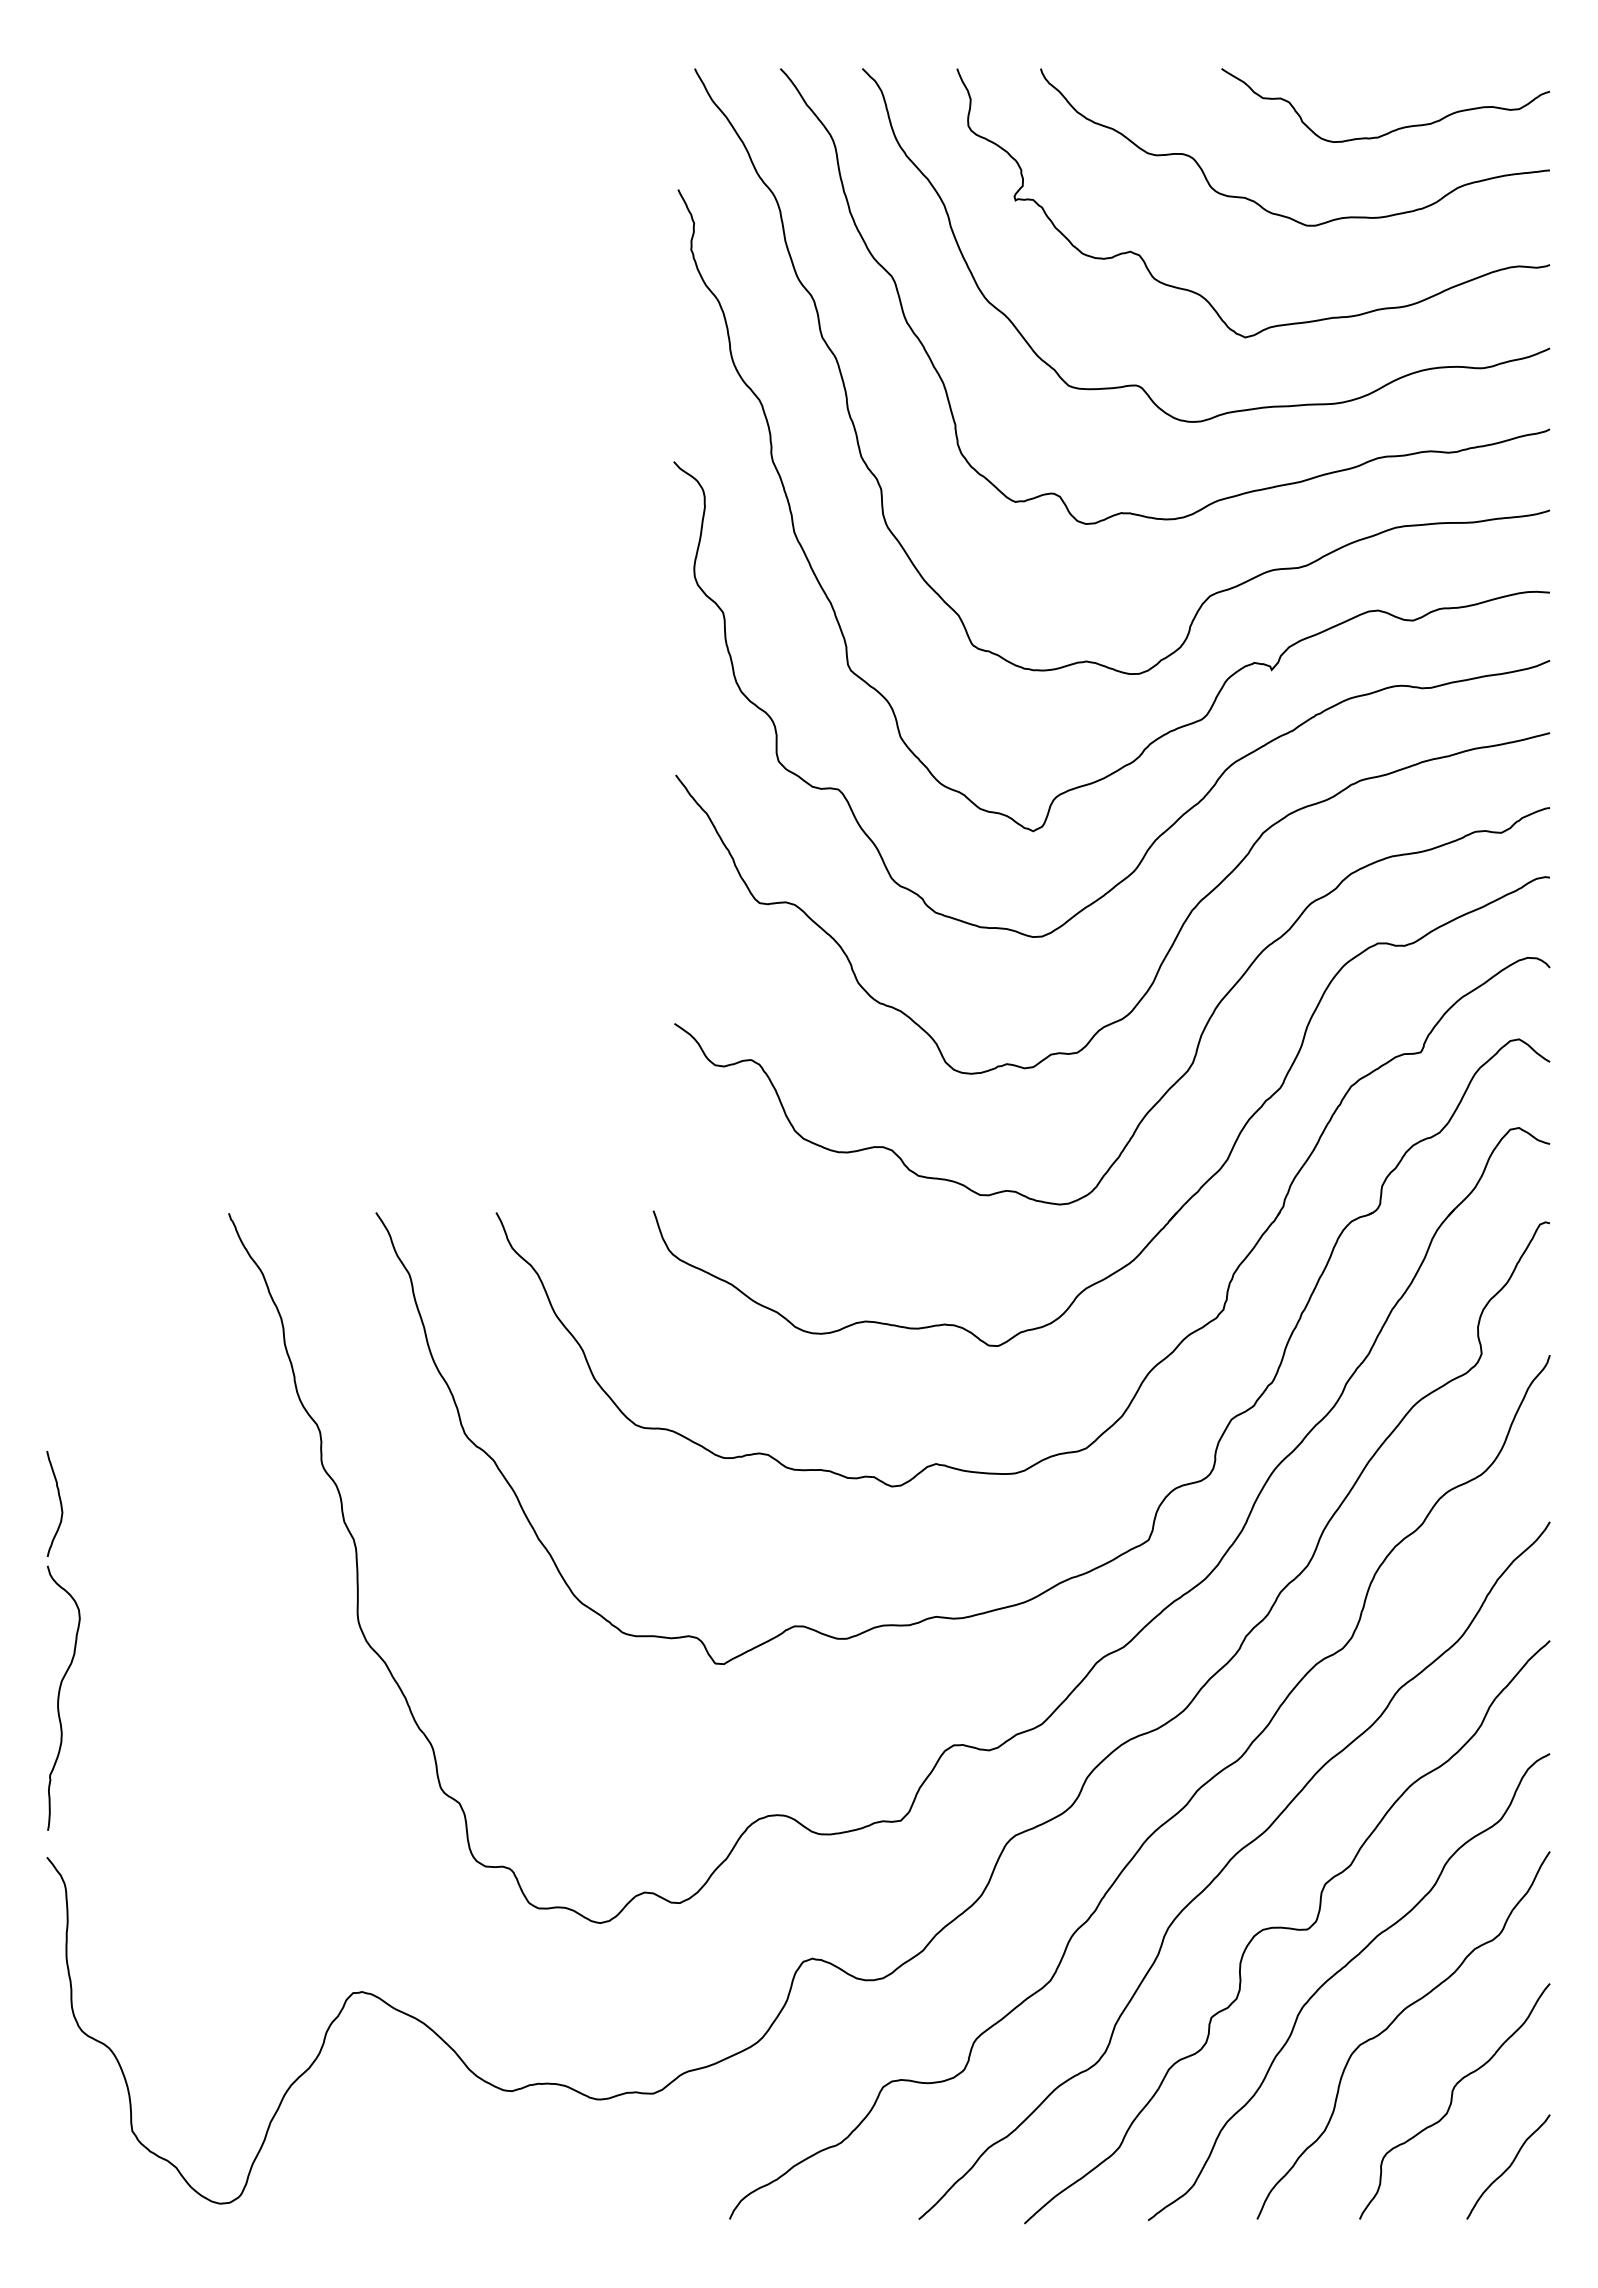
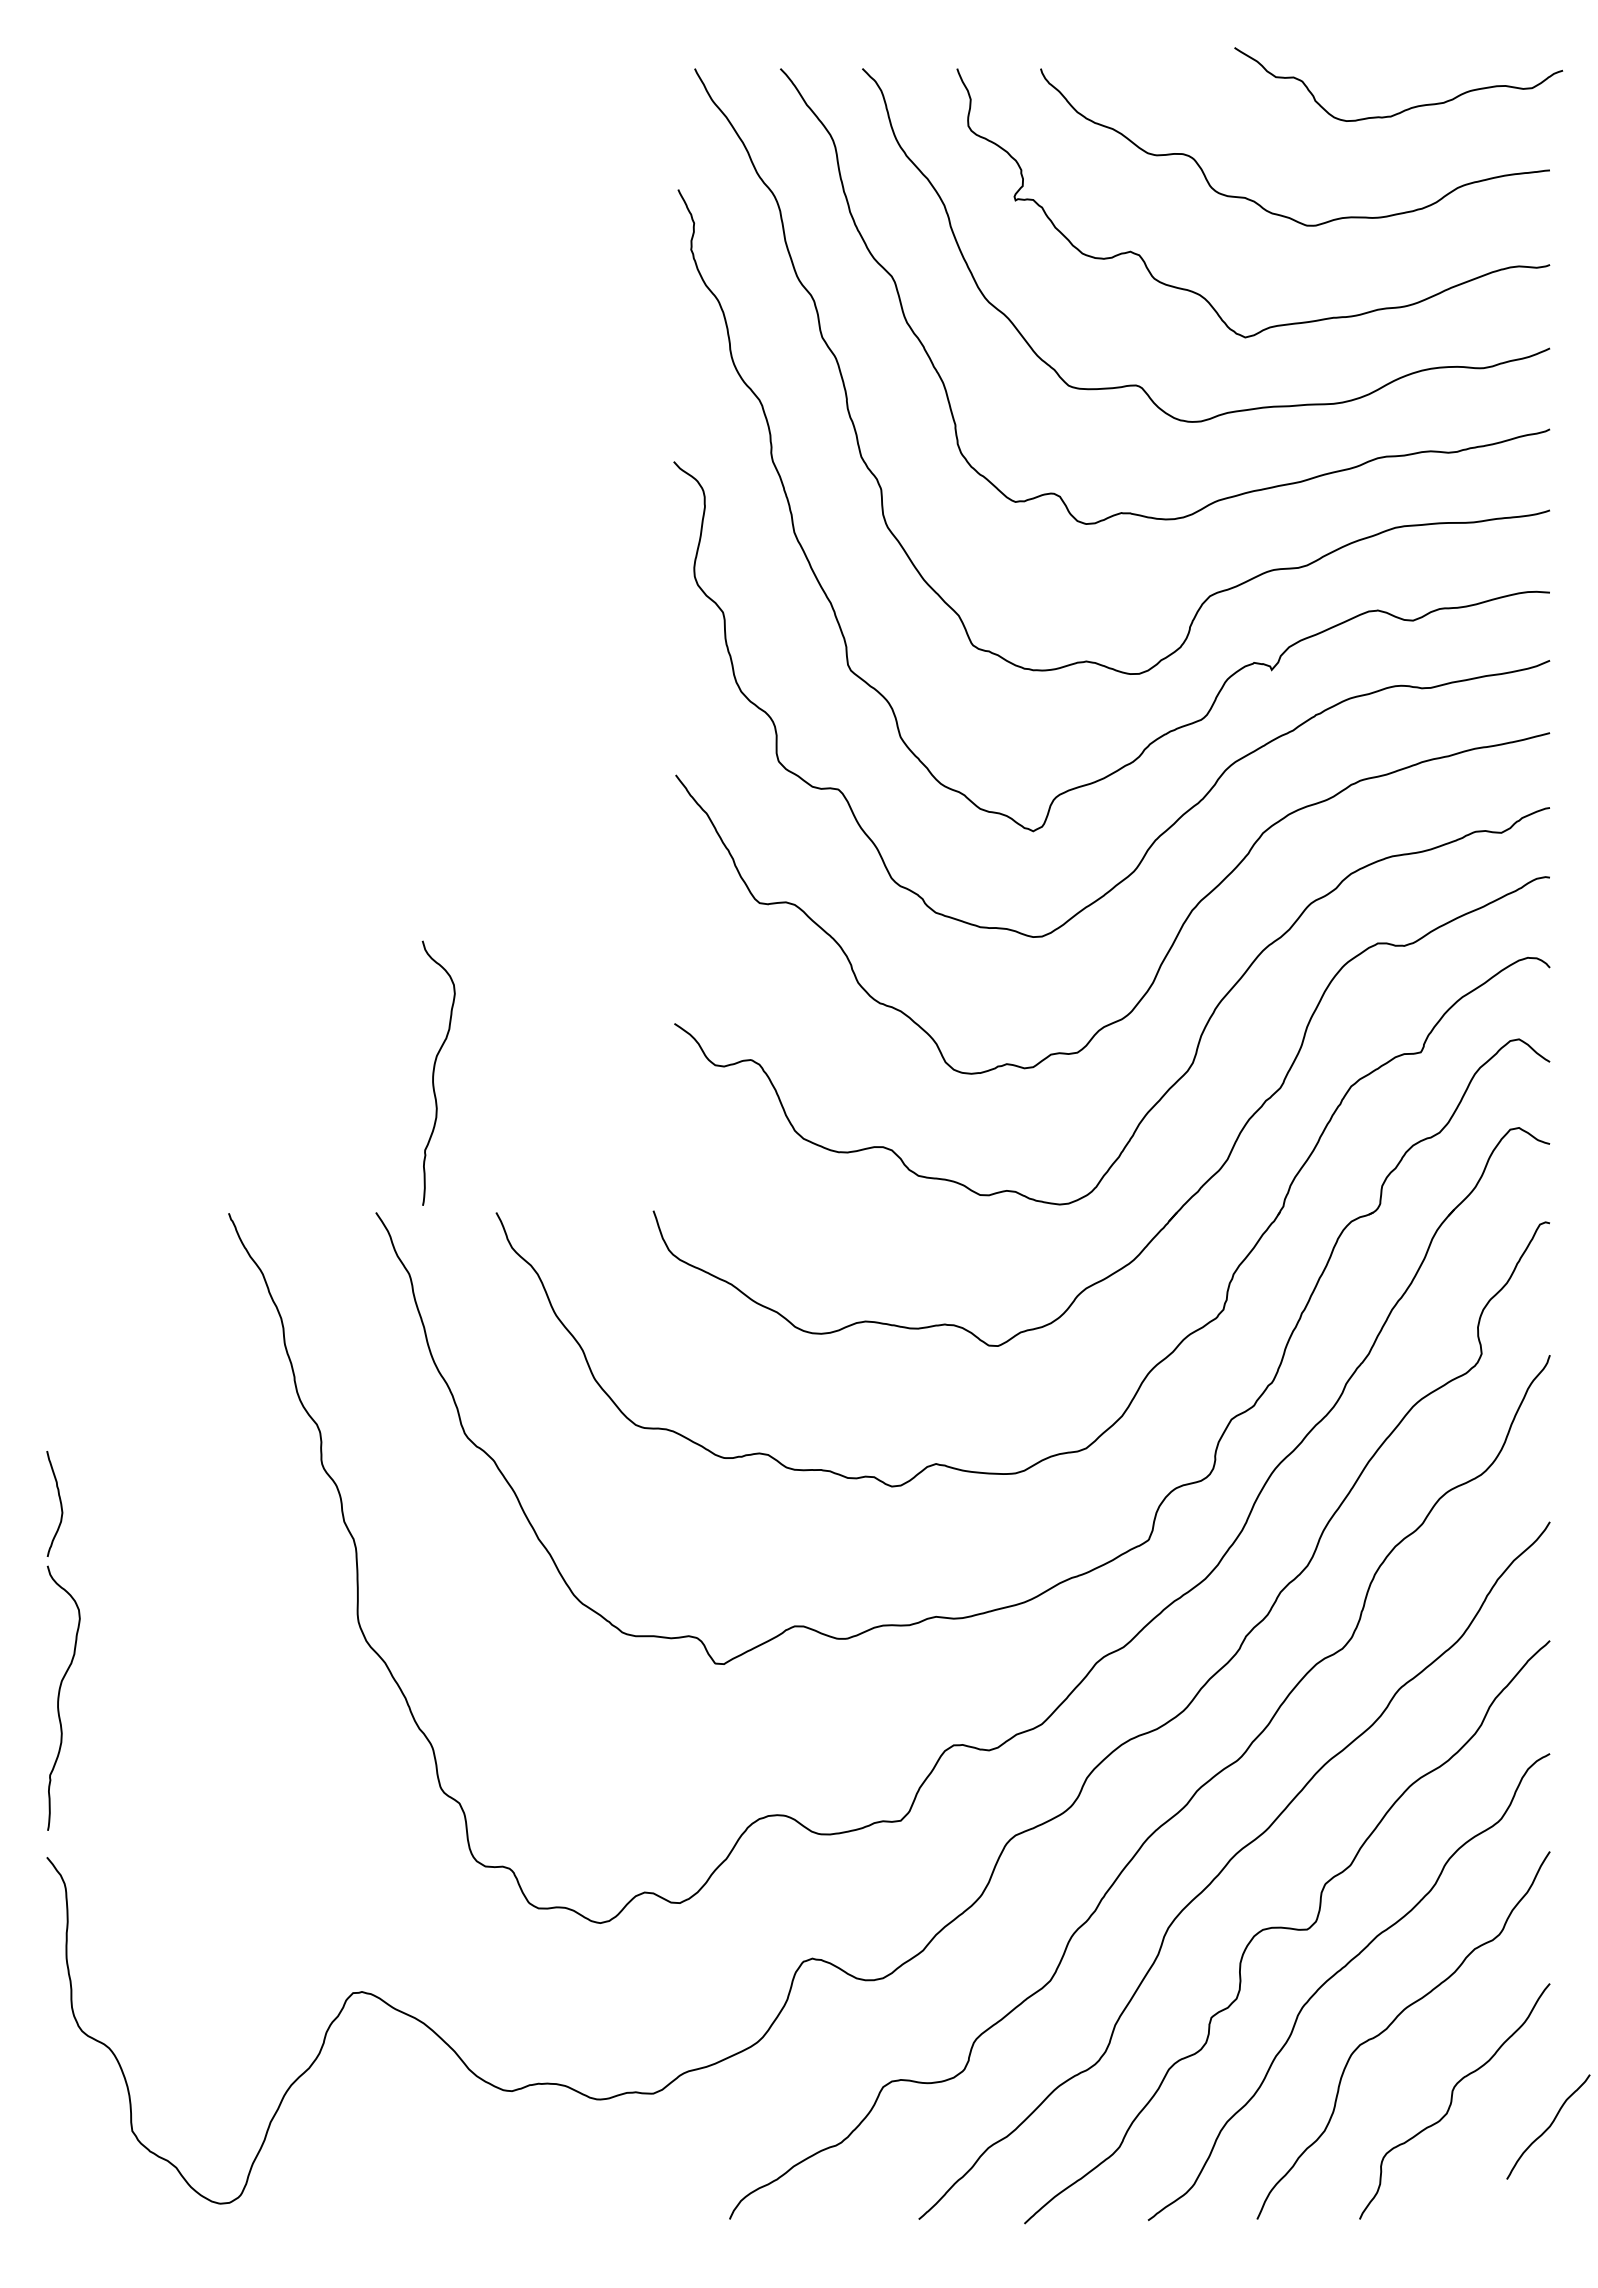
curve position: (1396, 128) -> (1409, 107) (1409, 107)
curve: none -> present (434, 1072)
curve position: (1508, 2166) -> (1548, 2126) (1548, 2126)
